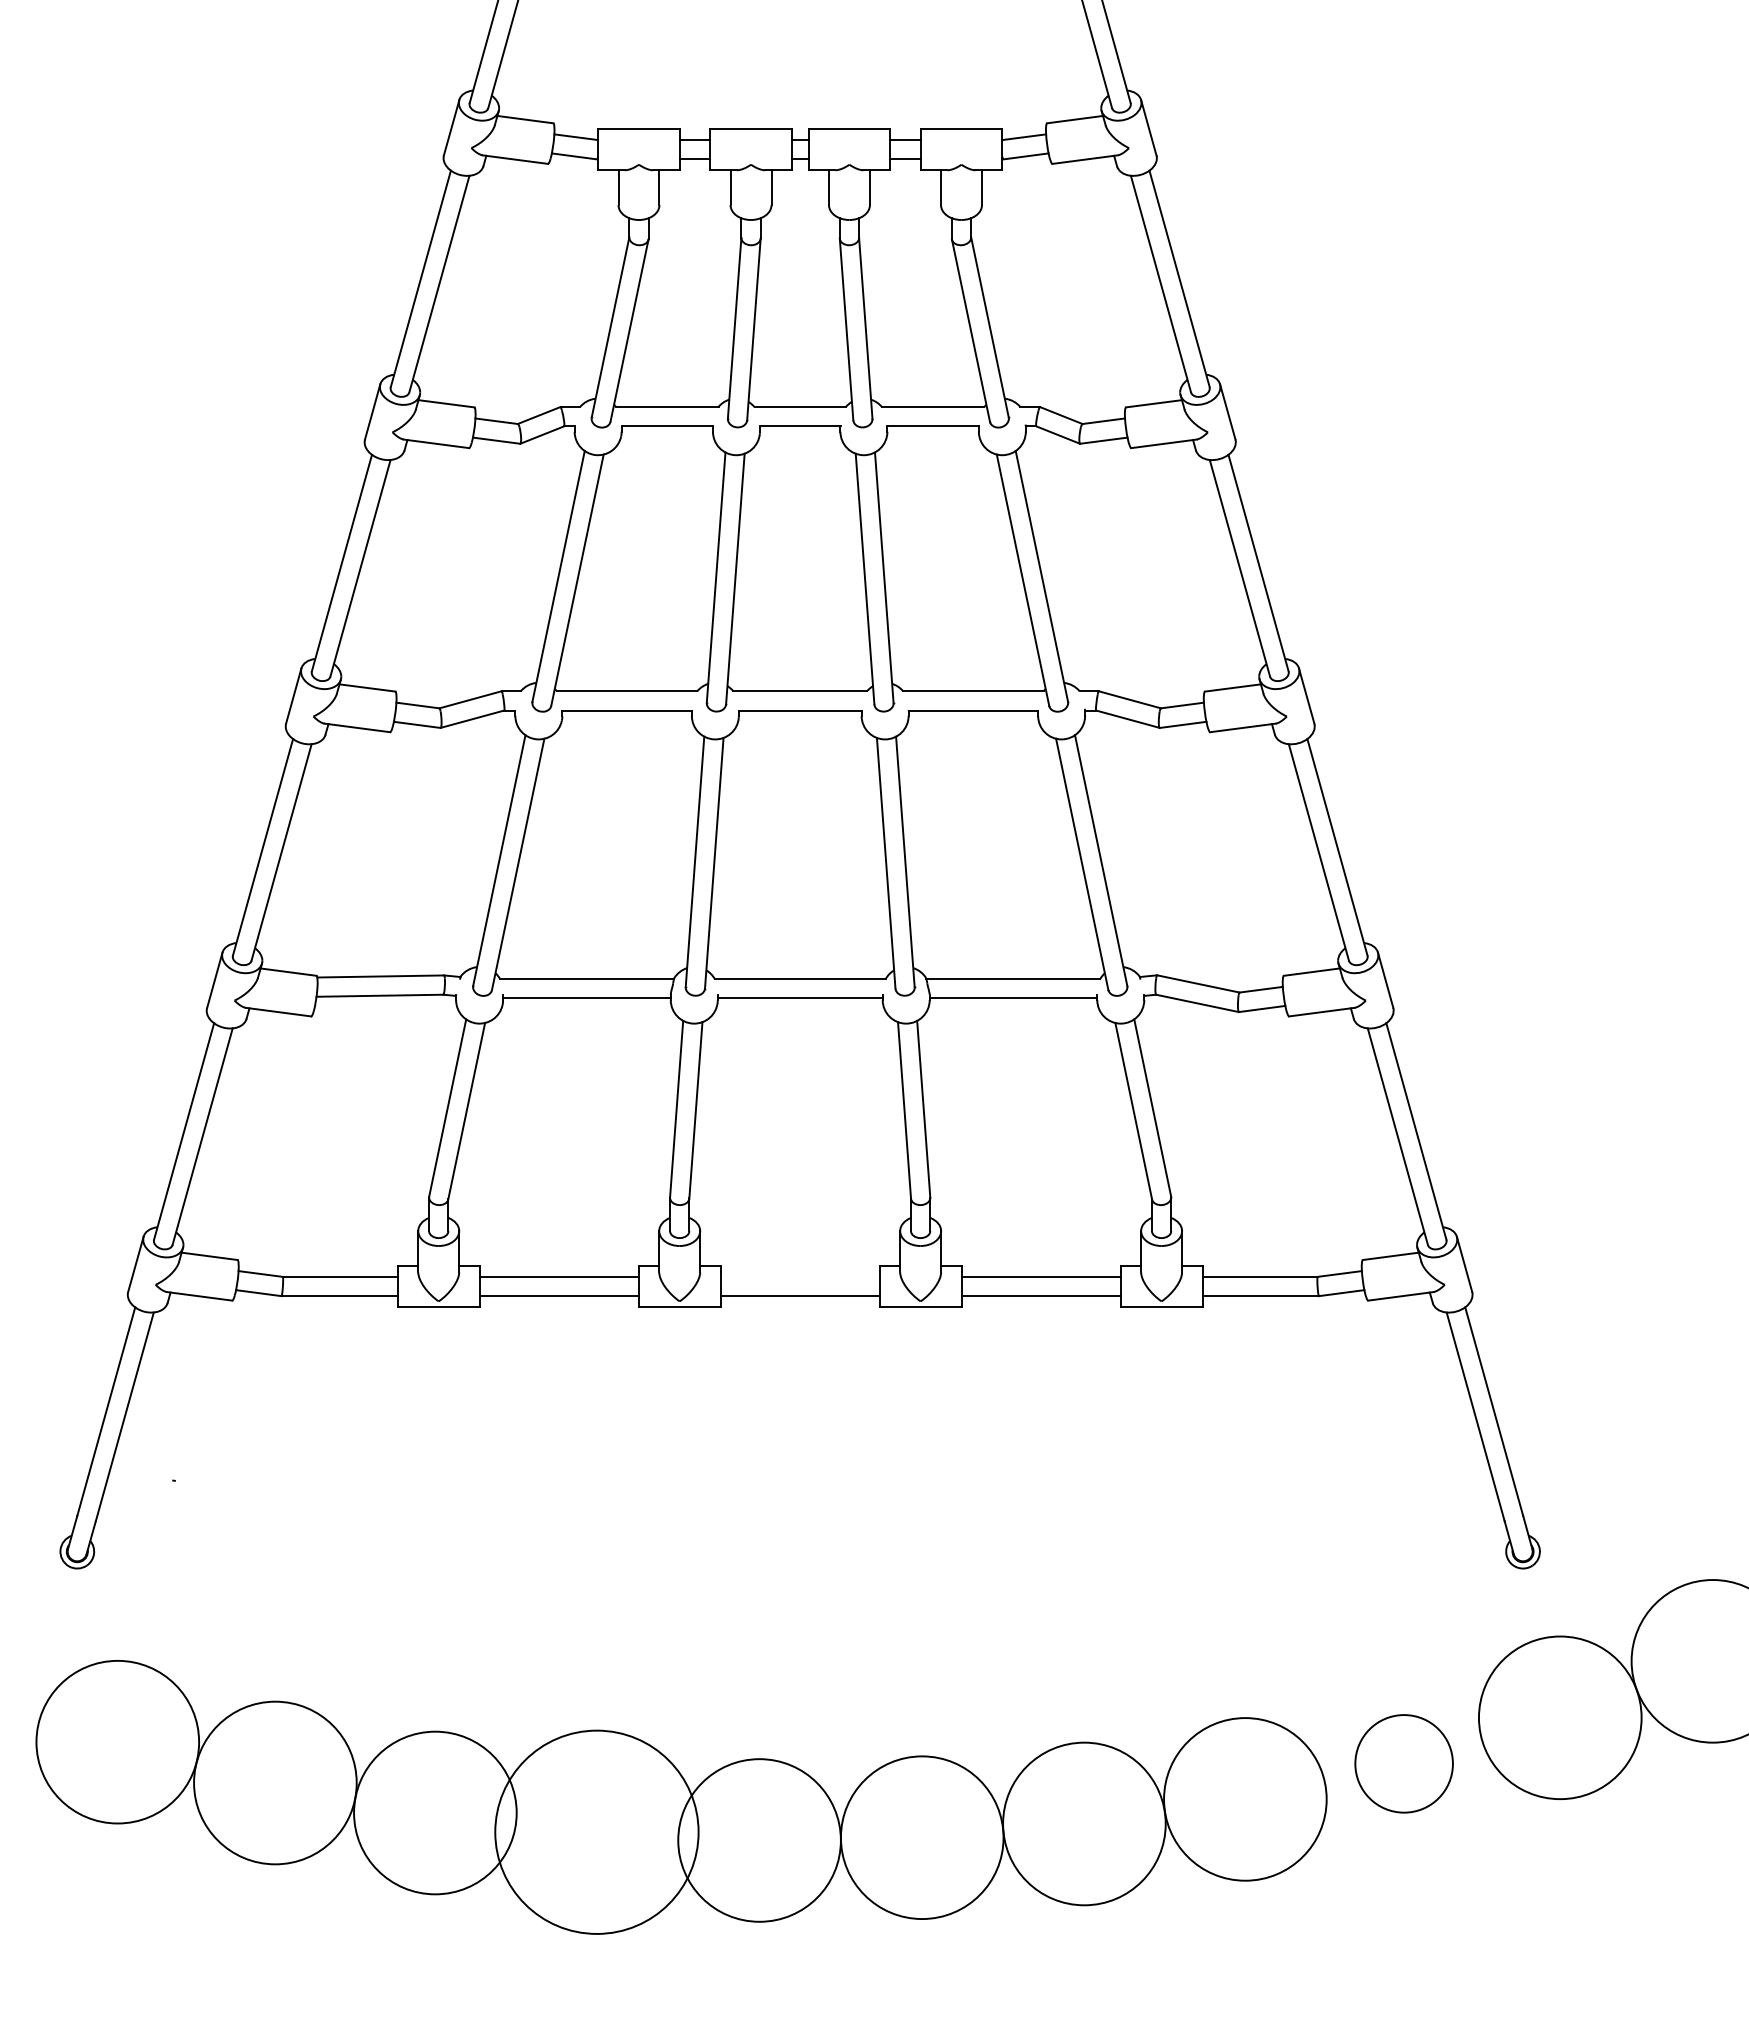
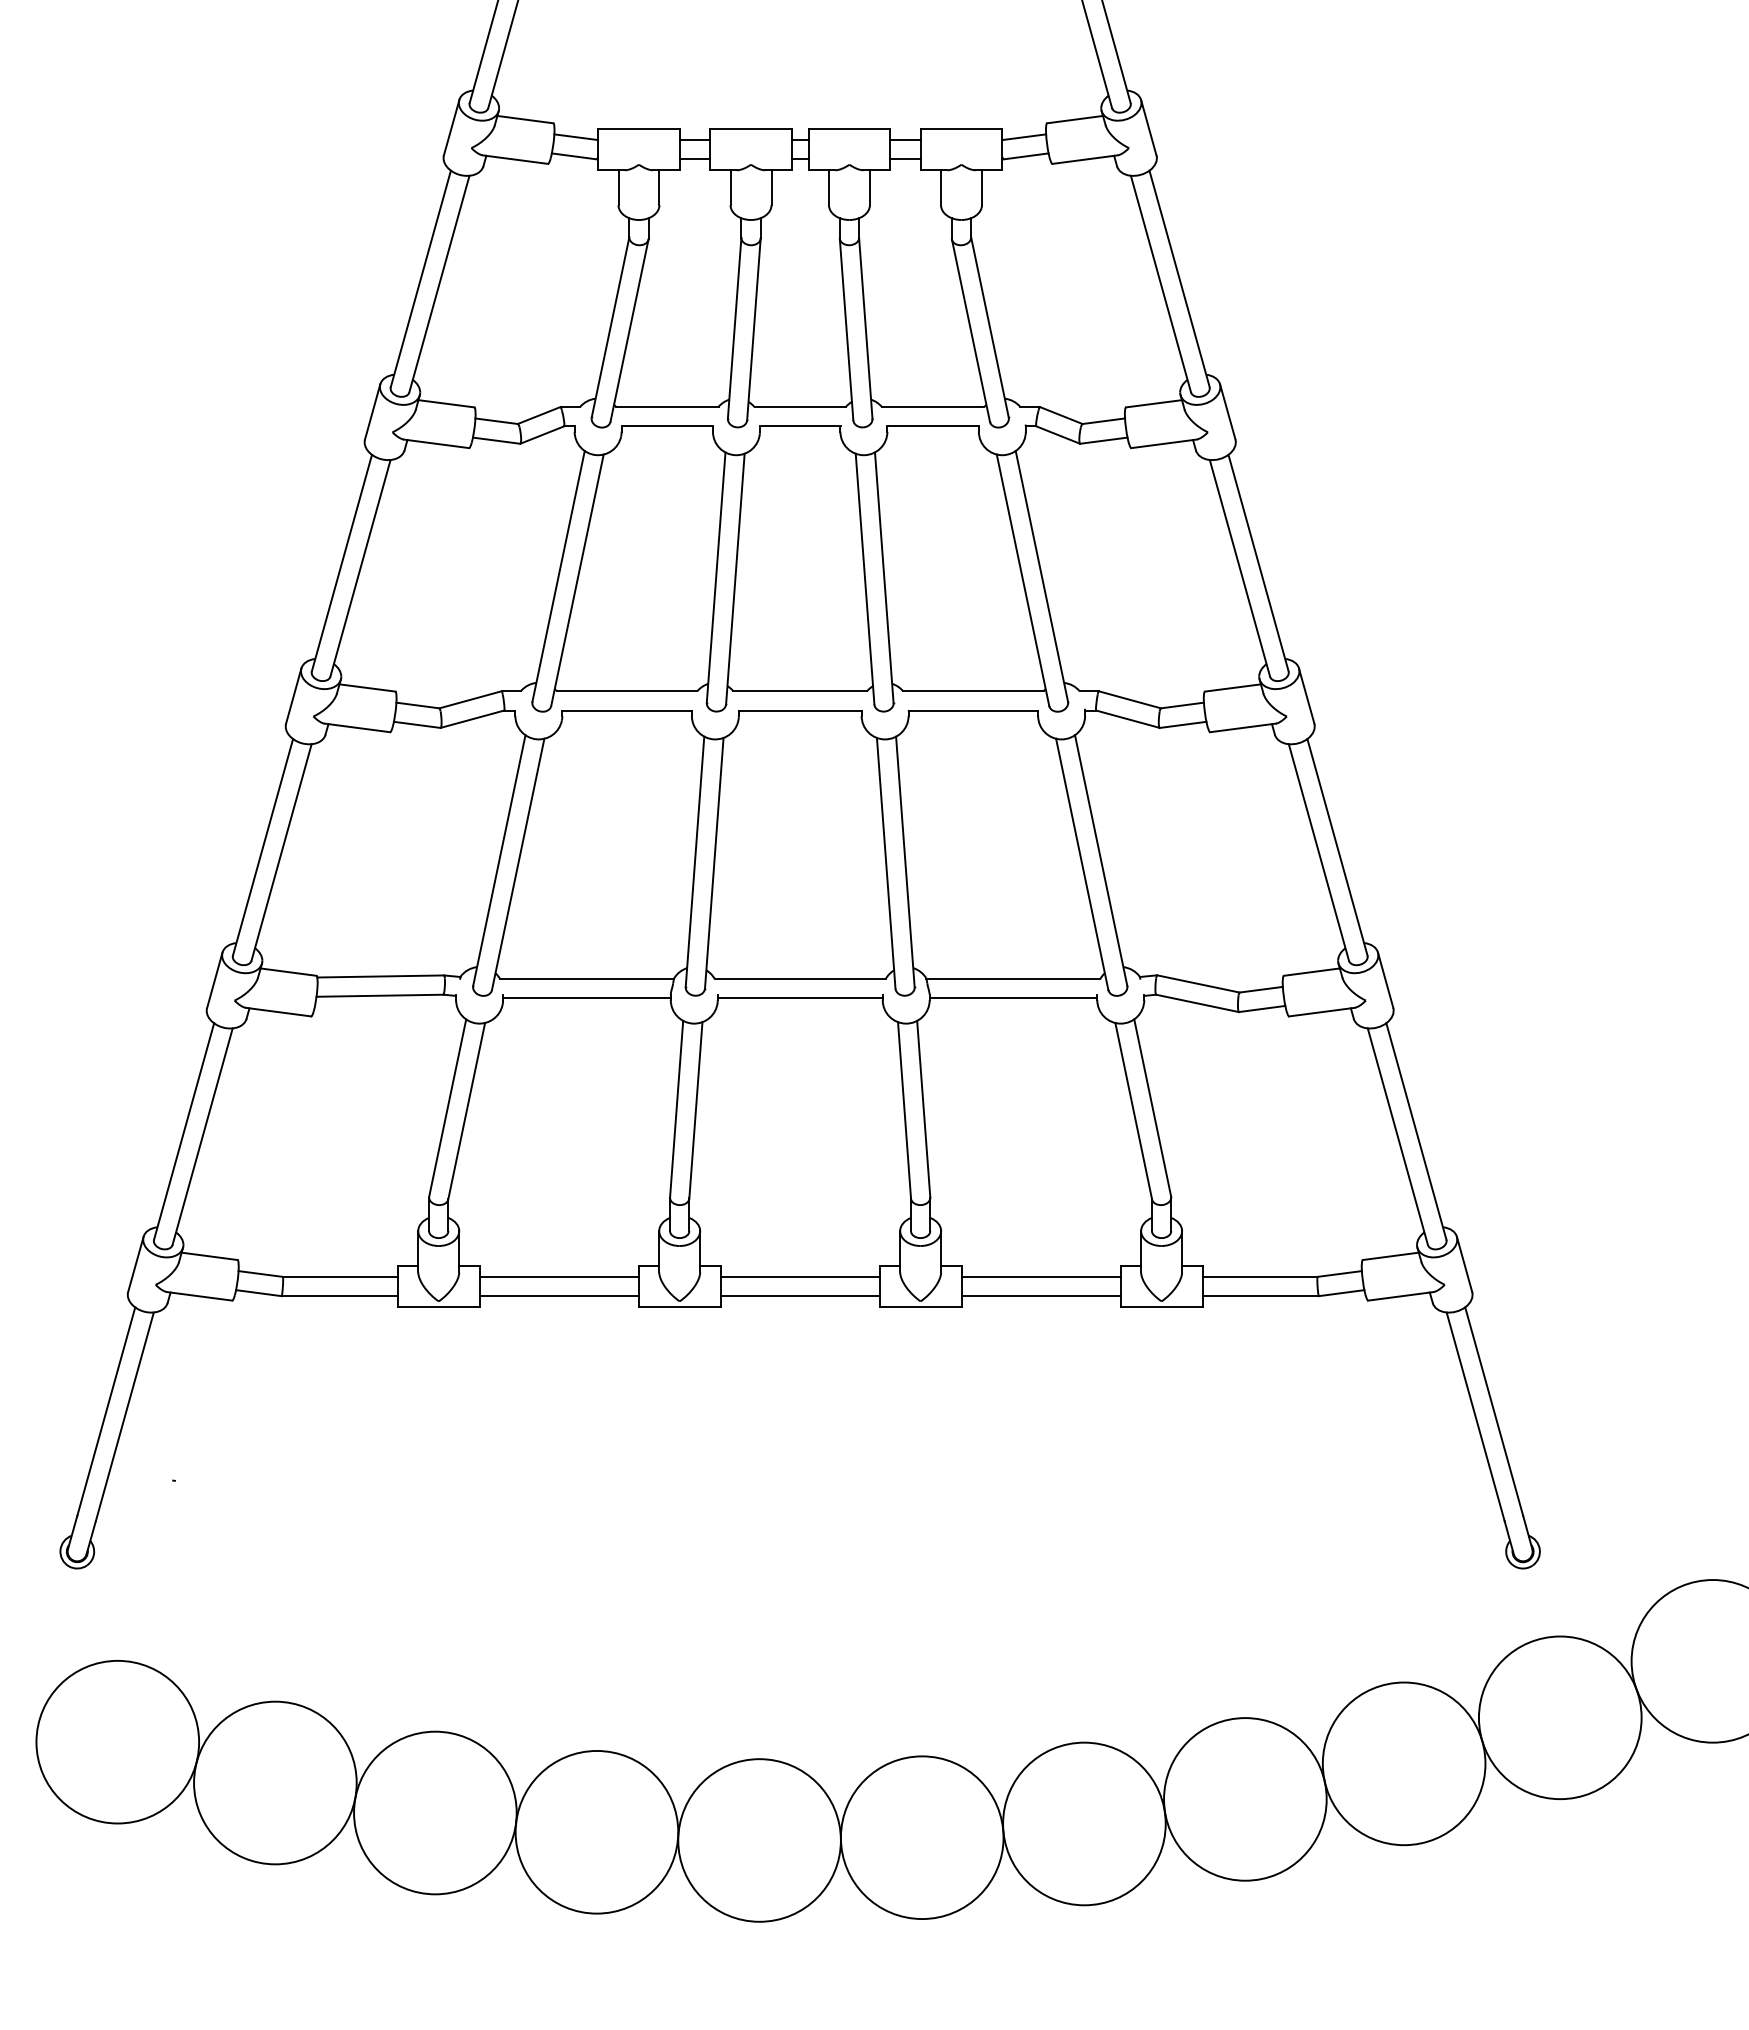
line: none -> present (799, 1276)
circle diameter: 98 px -> 163 px (1403, 1763)
circle diameter: 203 px -> 163 px (596, 1831)
